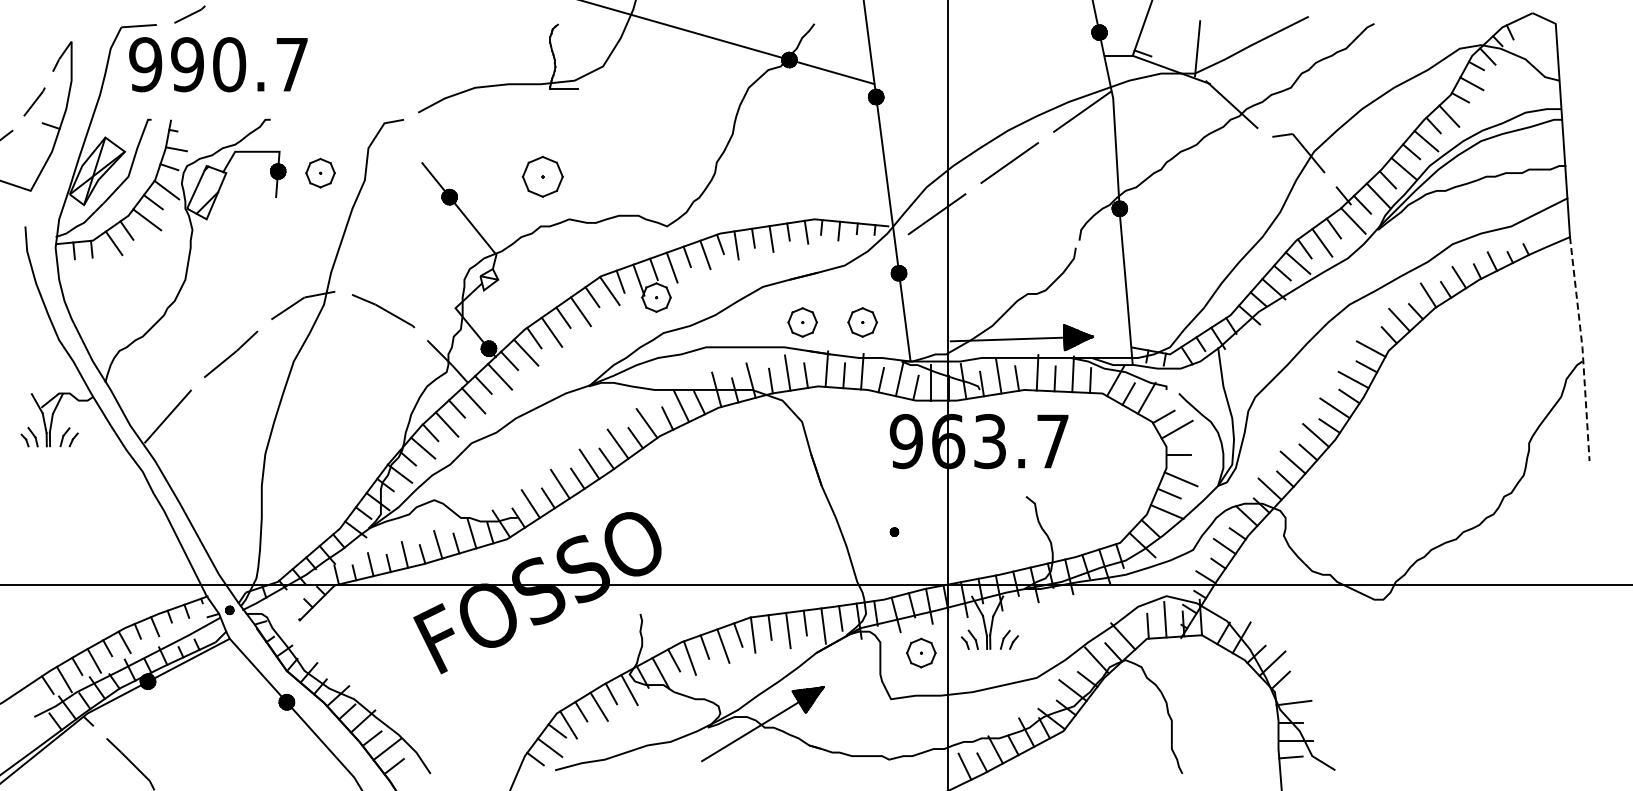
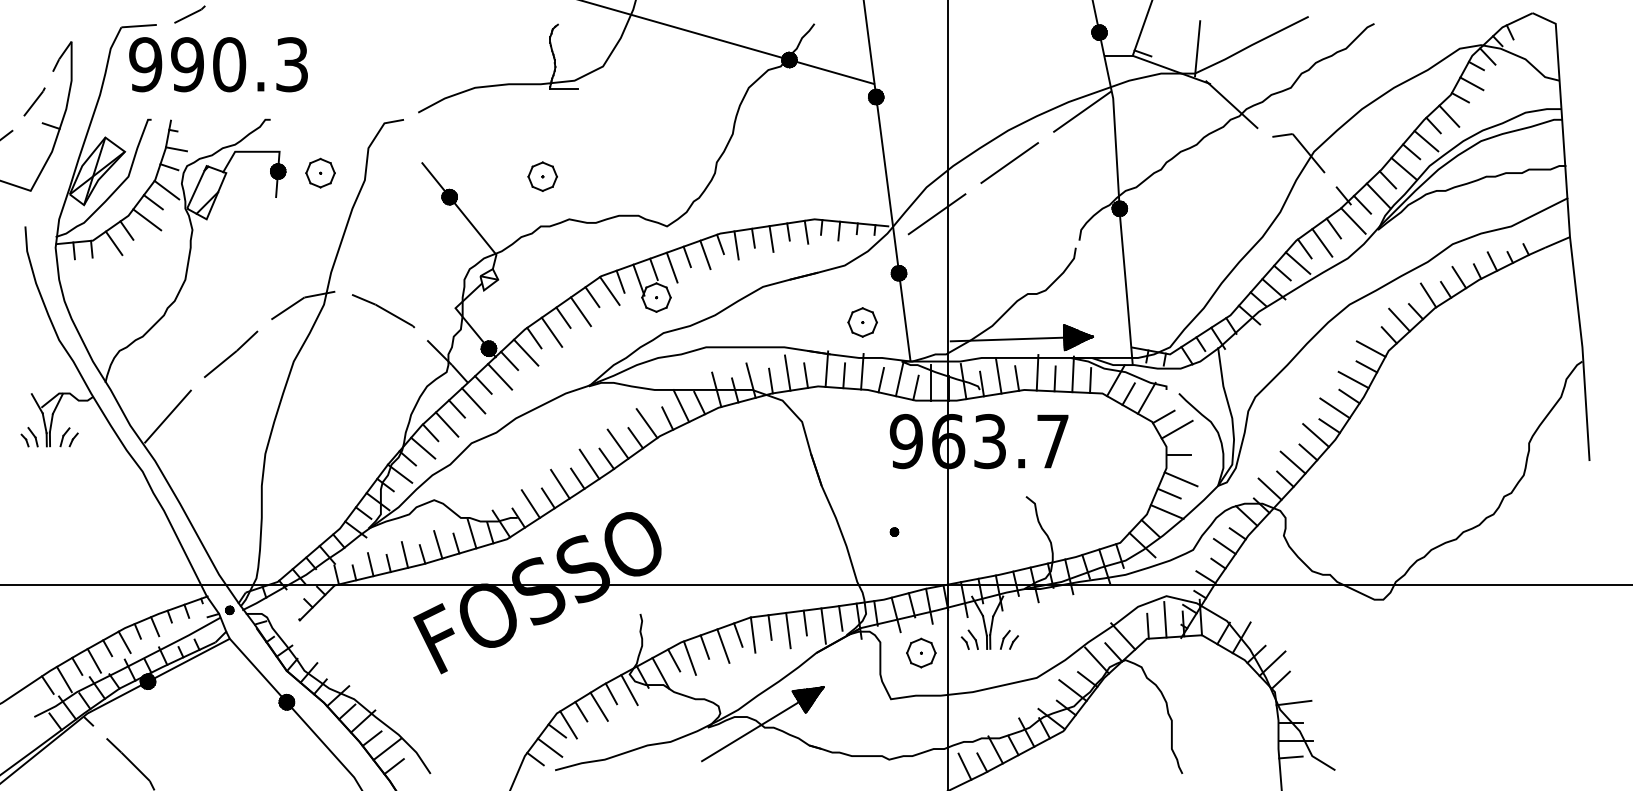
text: 990.7 -> 990.3 (291, 64)
part size: 43x43 px -> 31x31 px (542, 176)
part: present -> none (802, 322)
line: dashed -> solid (1582, 348)
